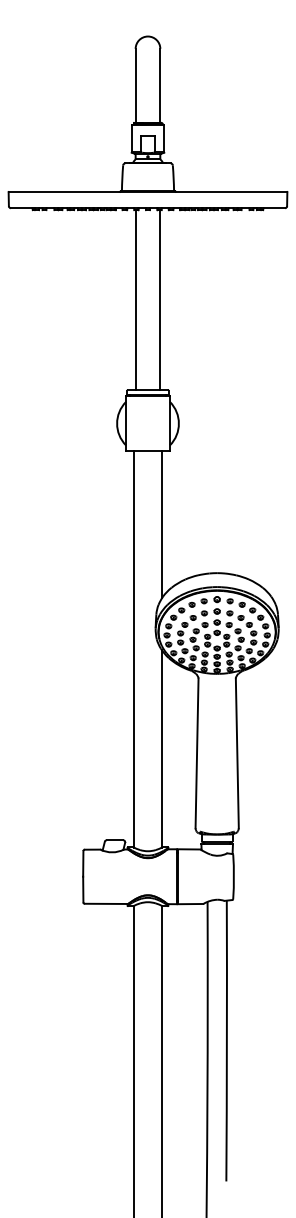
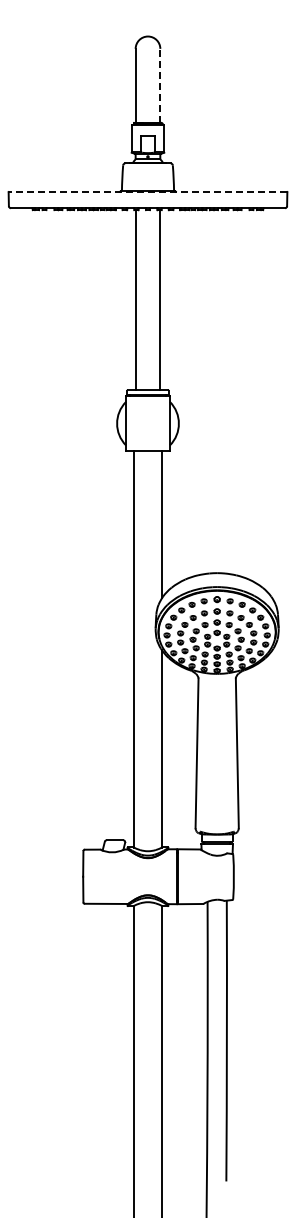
line: solid -> dashed (160, 85)
line: solid -> dashed (148, 191)
